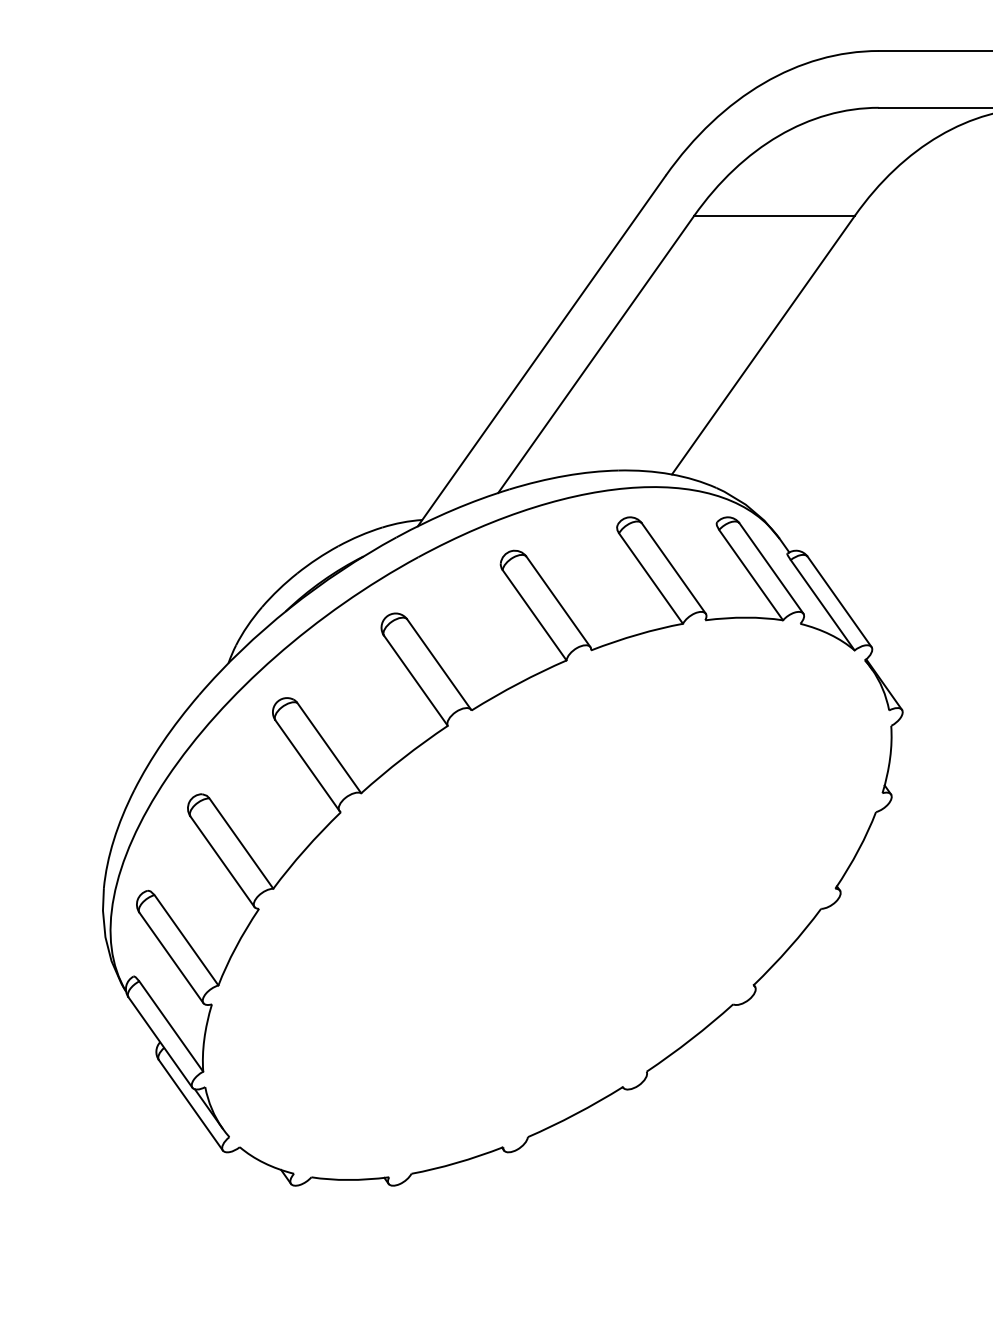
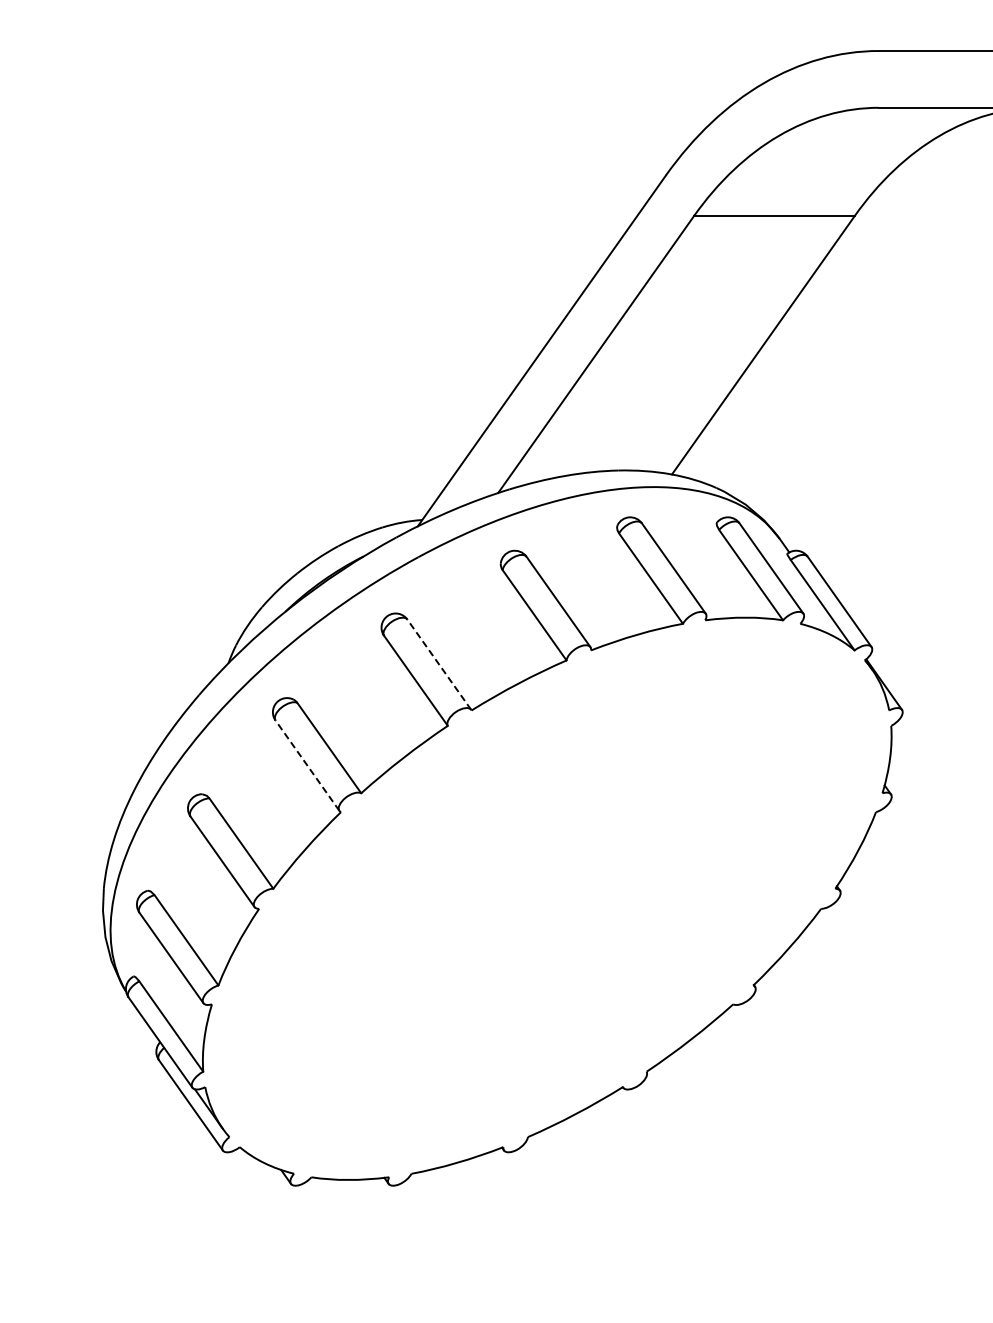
line: solid -> dashed (439, 664)
line: solid -> dashed (307, 765)
